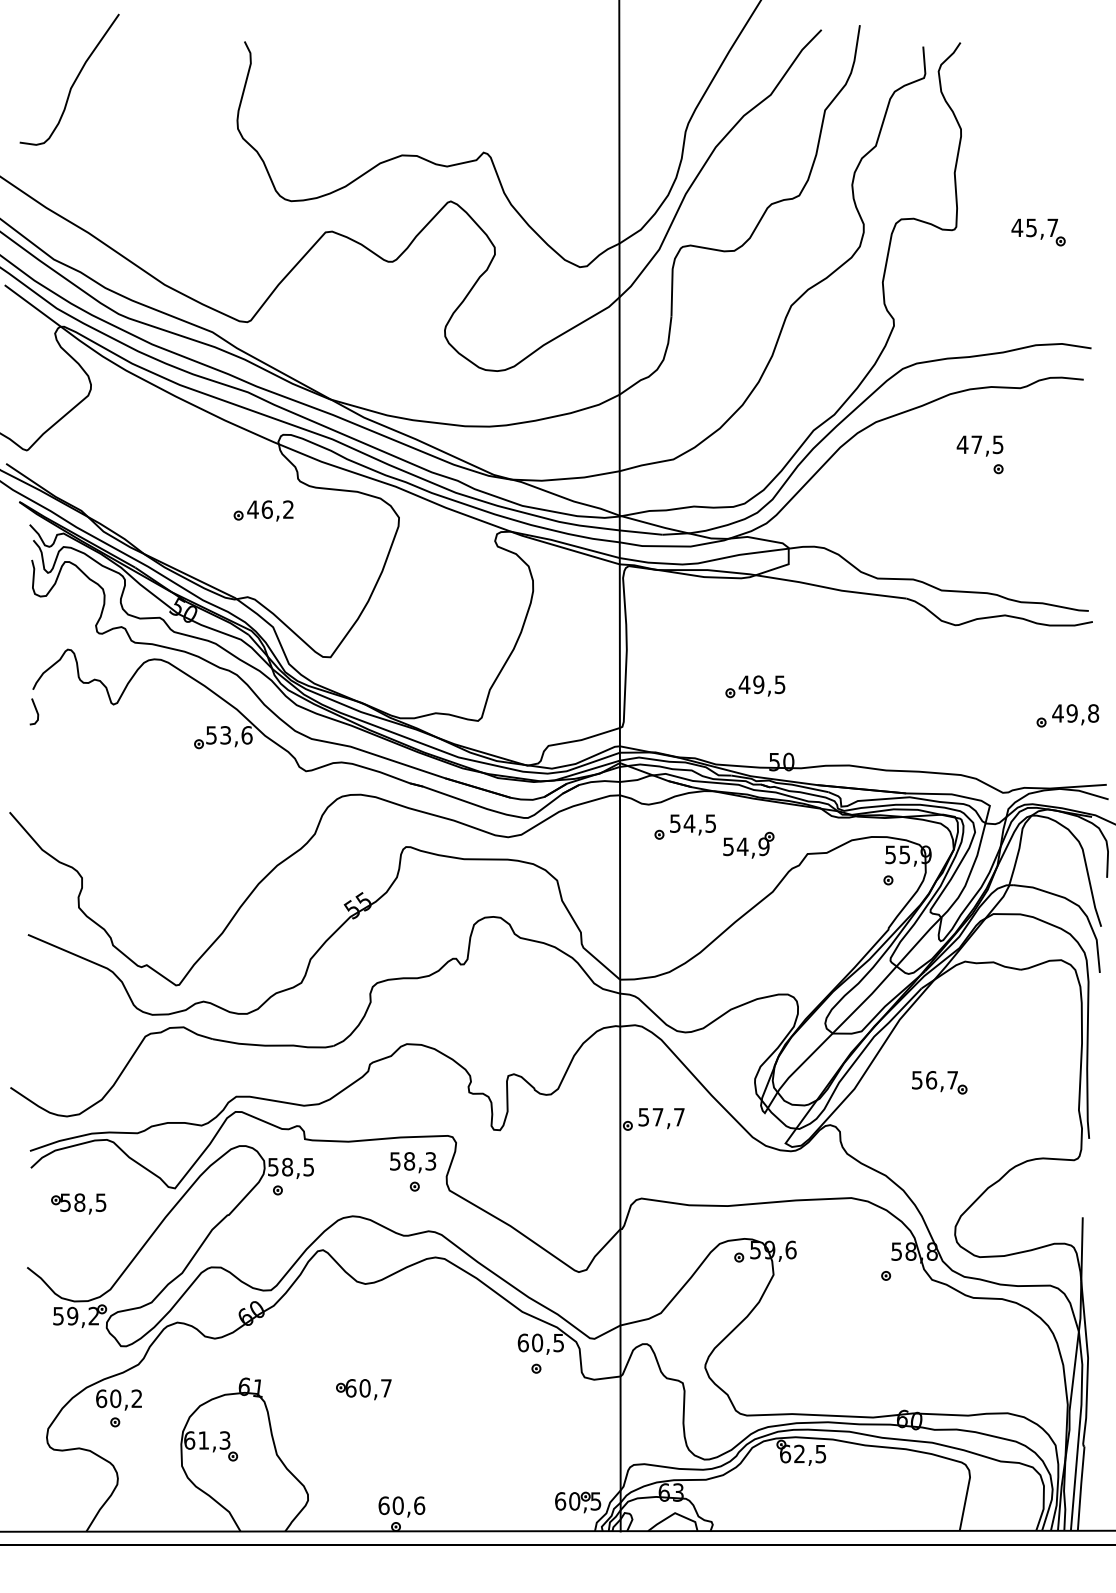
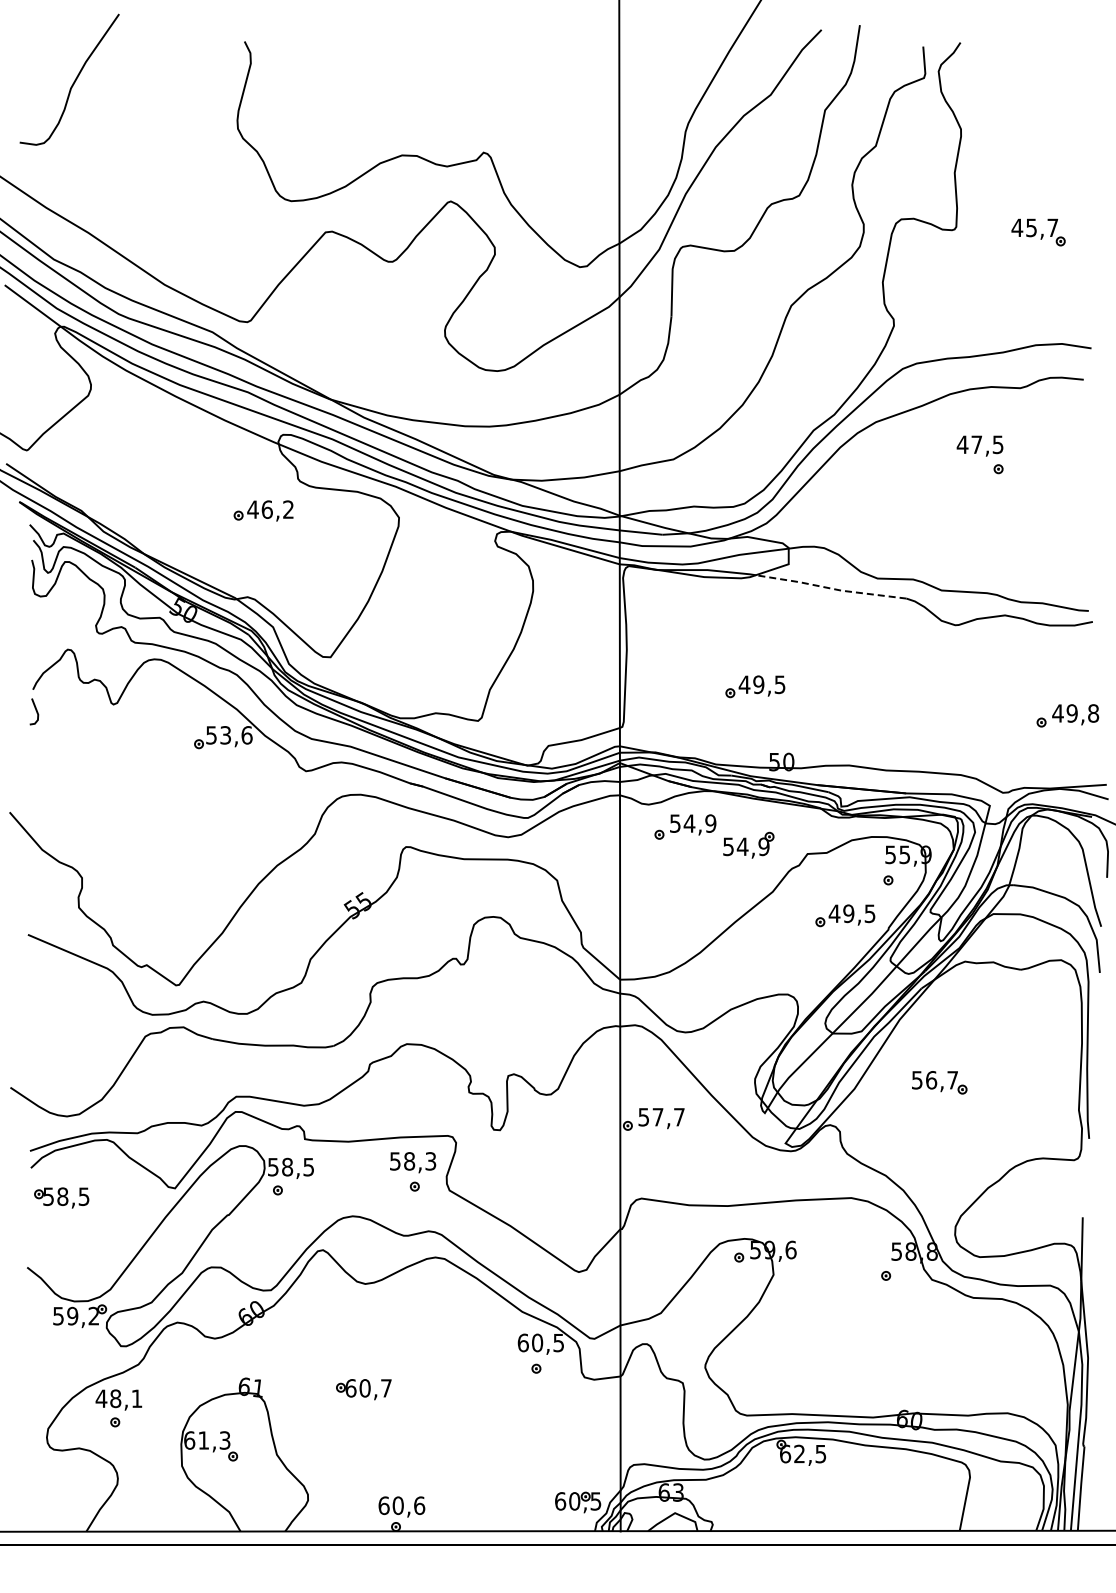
line: solid -> dashed (830, 588)
text: 54,5 -> 54,9 (710, 823)
part: none -> present (845, 915)
part position: (78, 1203) -> (61, 1197) (61, 1197)
text: 60,2 -> 48,1 (118, 1398)
